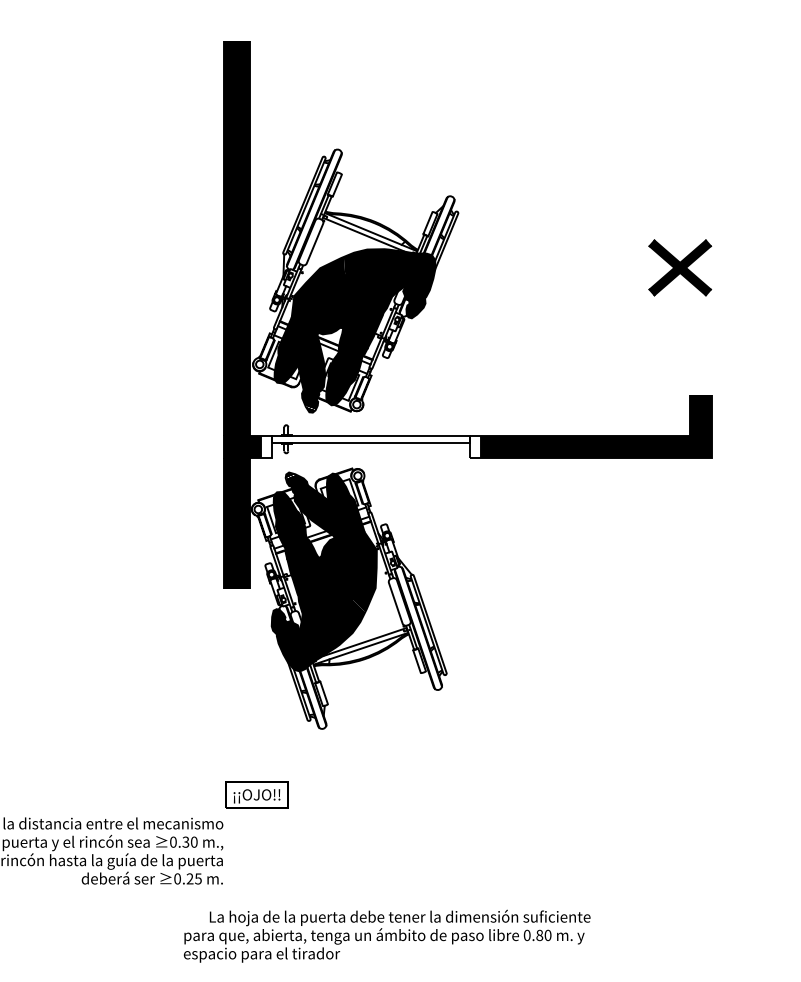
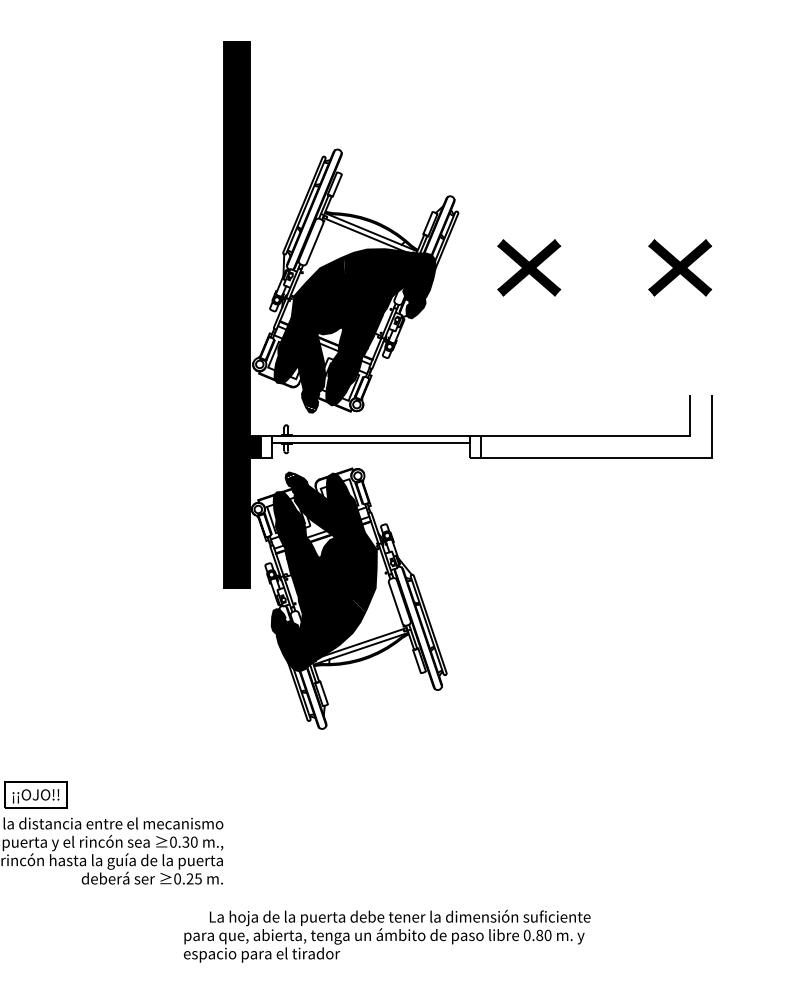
part: none -> present (529, 267)
fill: present -> none (596, 426)
text position: (256, 794) -> (35, 794) (35, 794)
